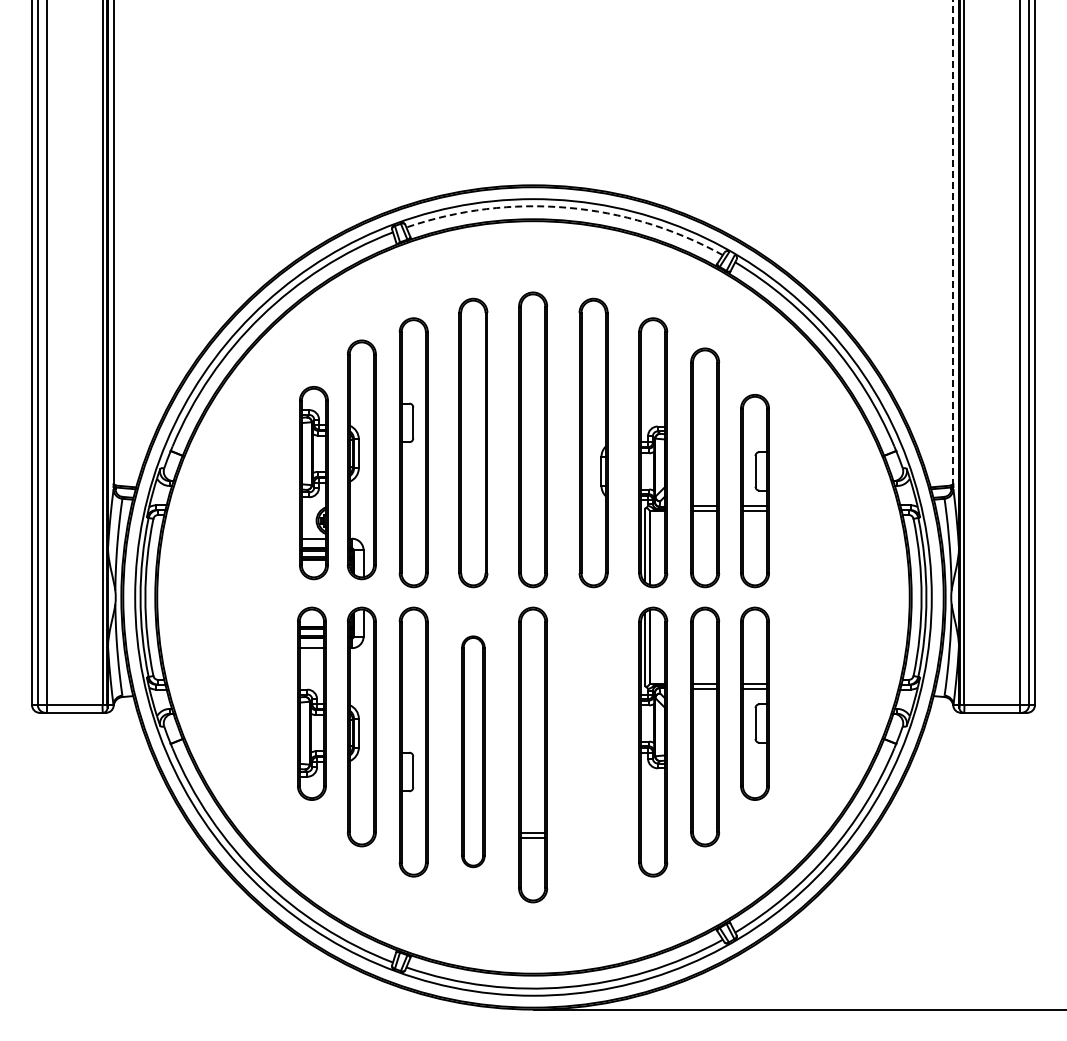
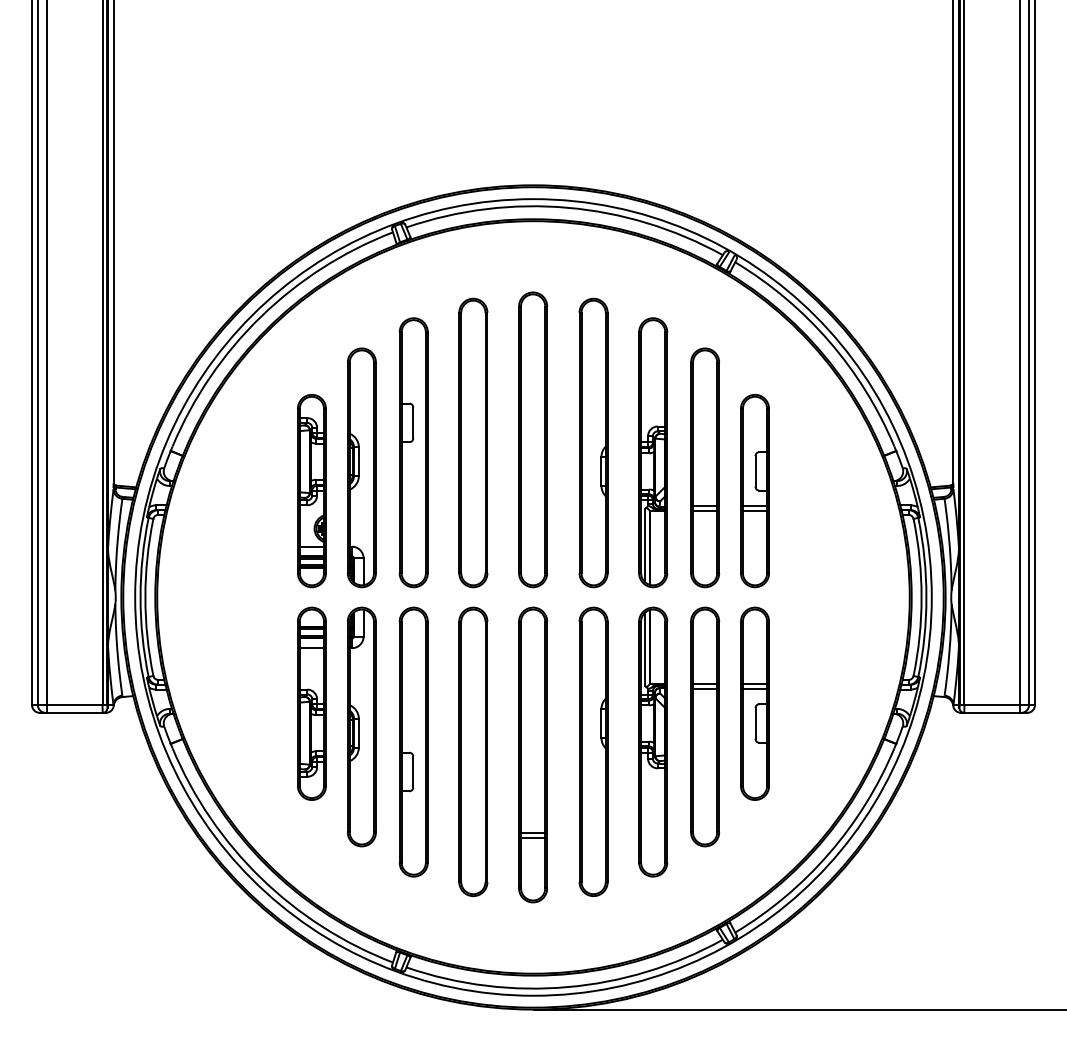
arc: dashed -> solid (567, 207)
line: dashed -> solid (953, 242)
part position: (361, 459) -> (361, 467) (361, 467)
part position: (313, 483) -> (311, 491) (311, 491)
part size: 25x234 px -> 31x291 px (473, 751)
part: none -> present (593, 751)
